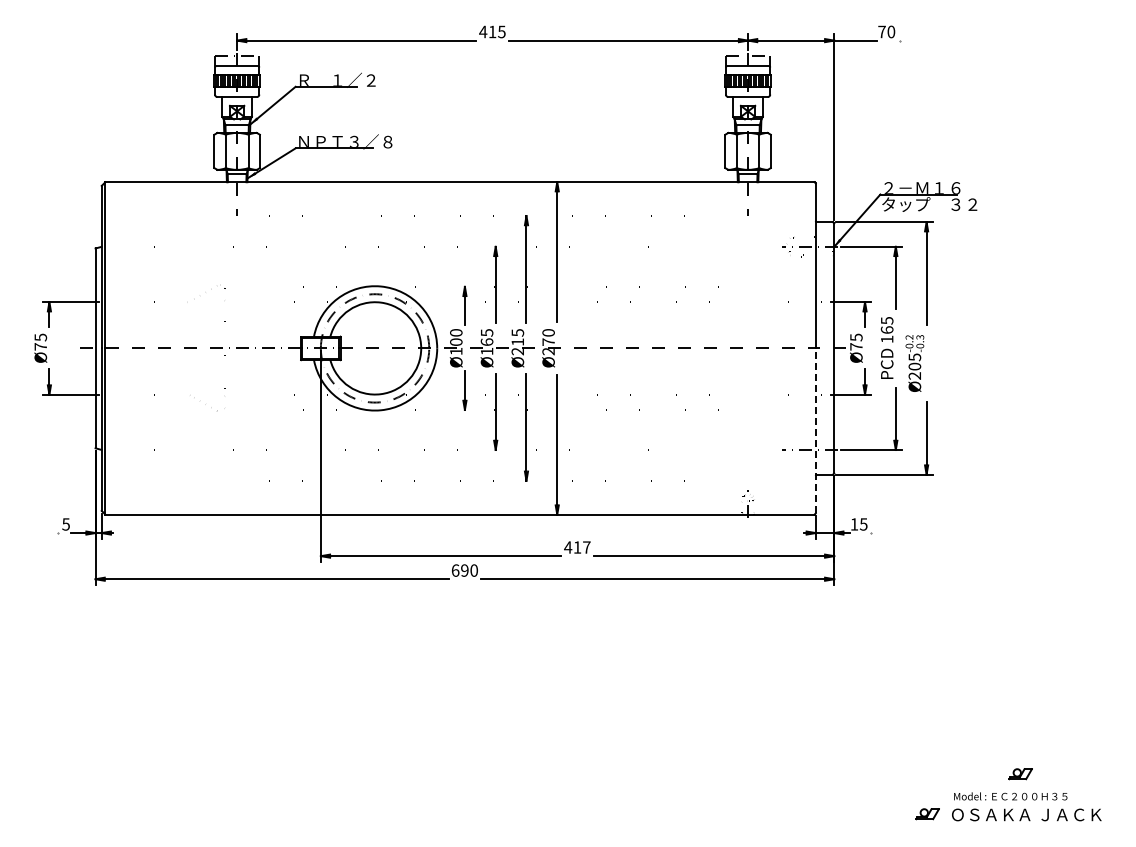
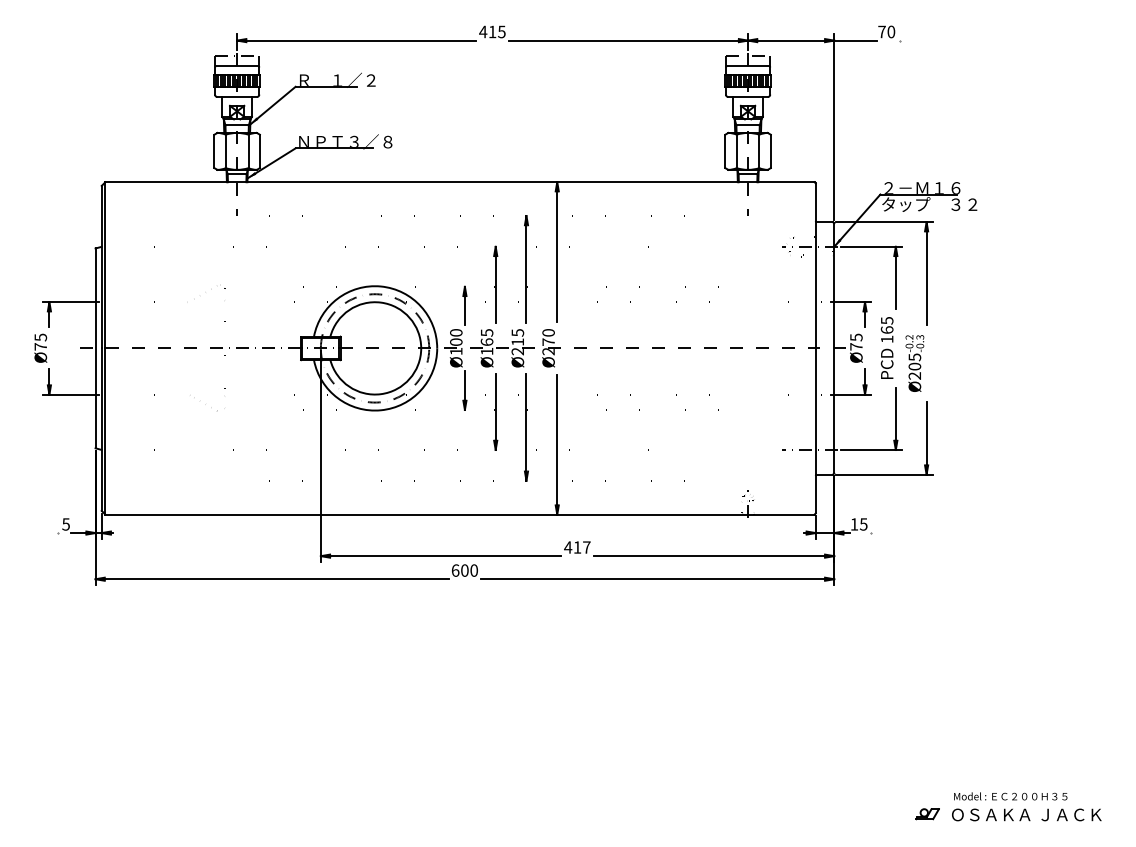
line: dashed -> solid (815, 430)
text: 690 -> 600 (464, 570)
part: present -> none (1020, 774)
